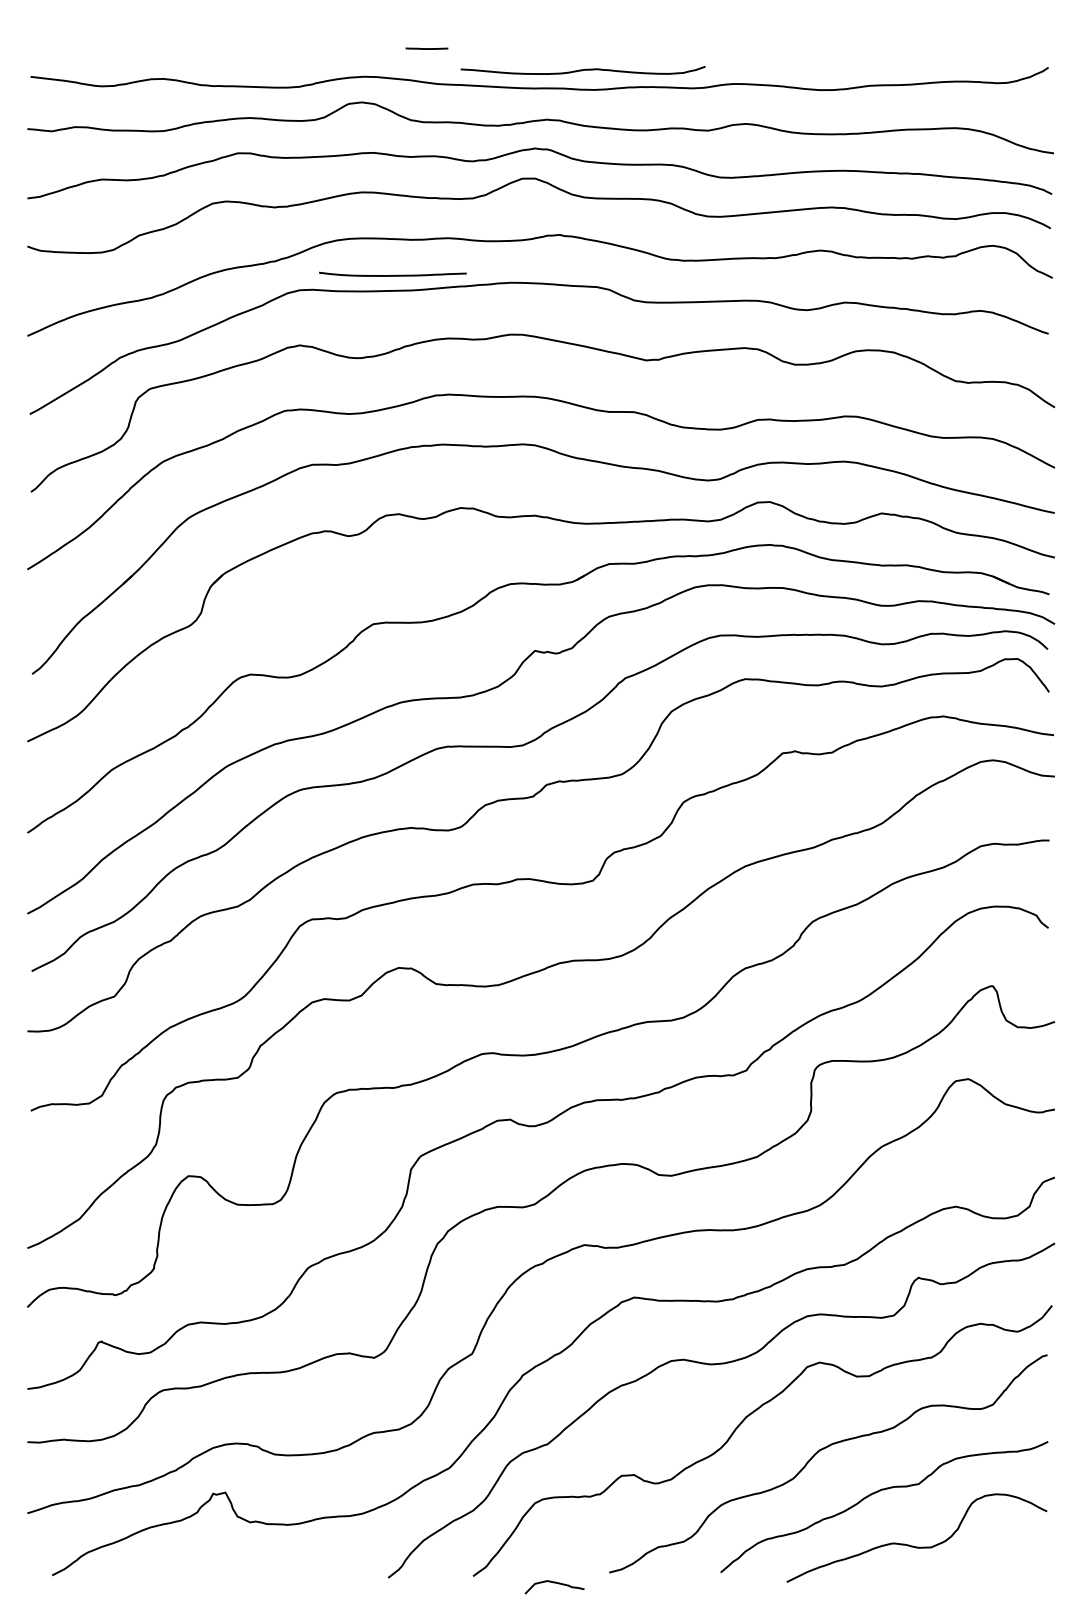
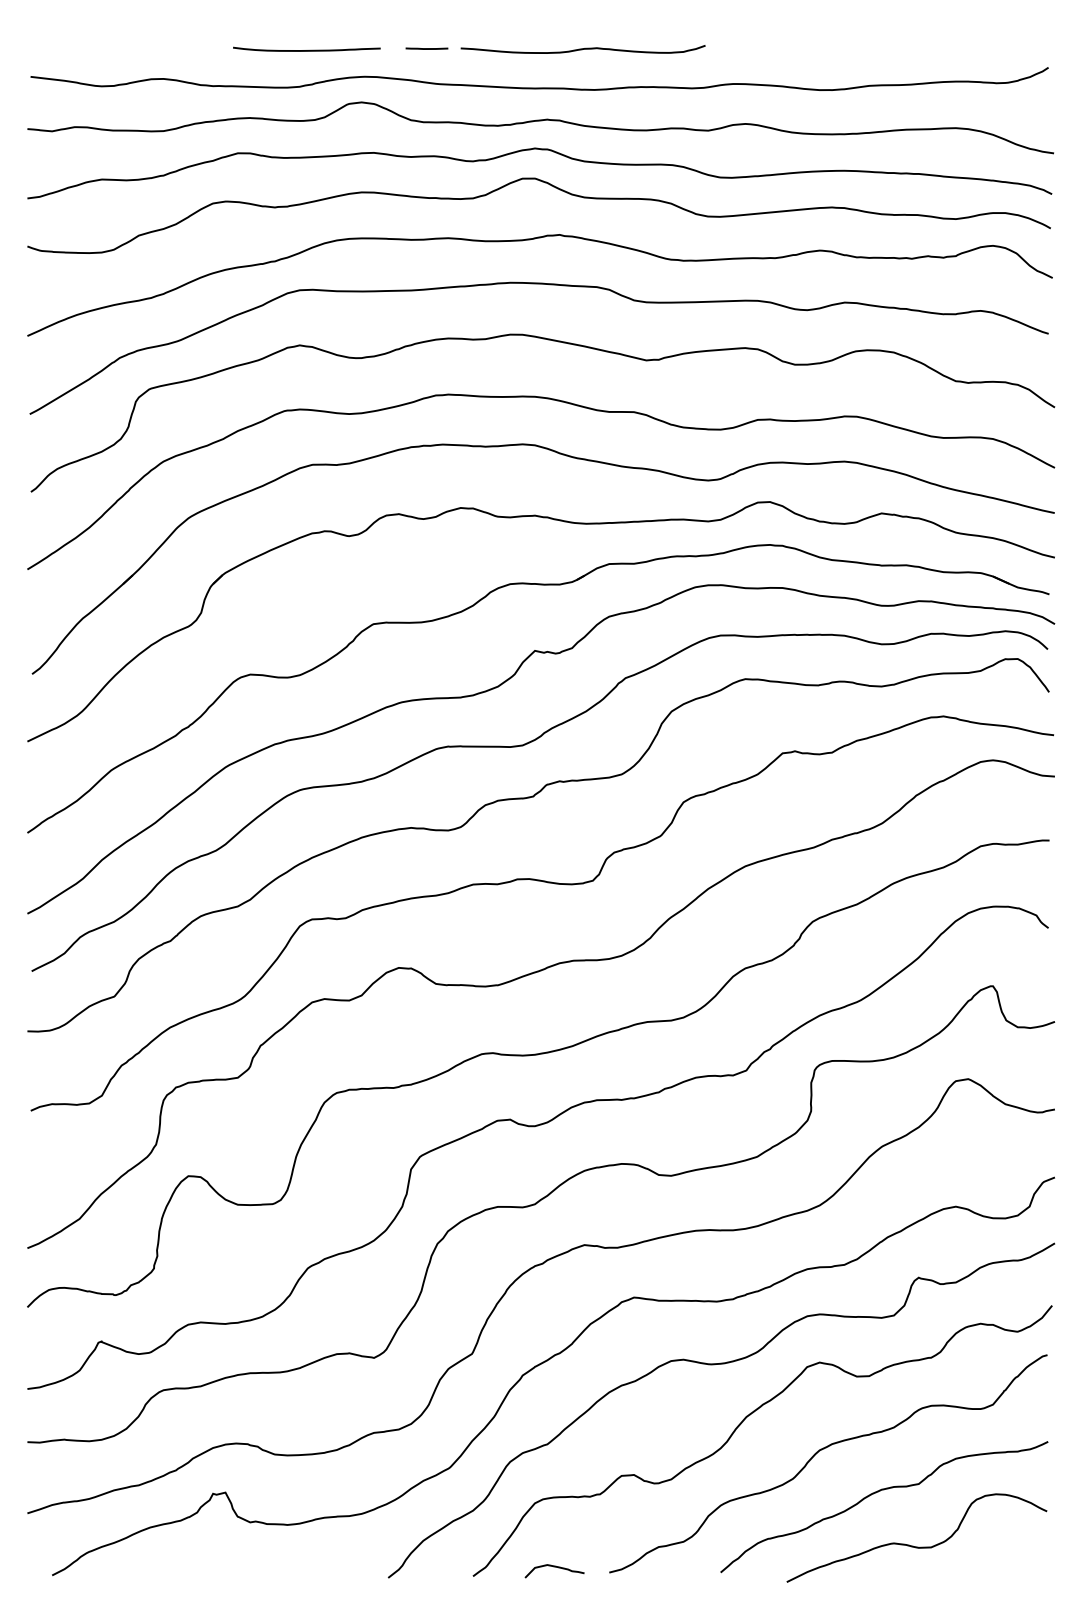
curve position: (582, 70) -> (582, 49) (582, 49)
curve position: (392, 275) -> (306, 50) (306, 50)
curve position: (554, 1583) -> (554, 1567) (554, 1567)
